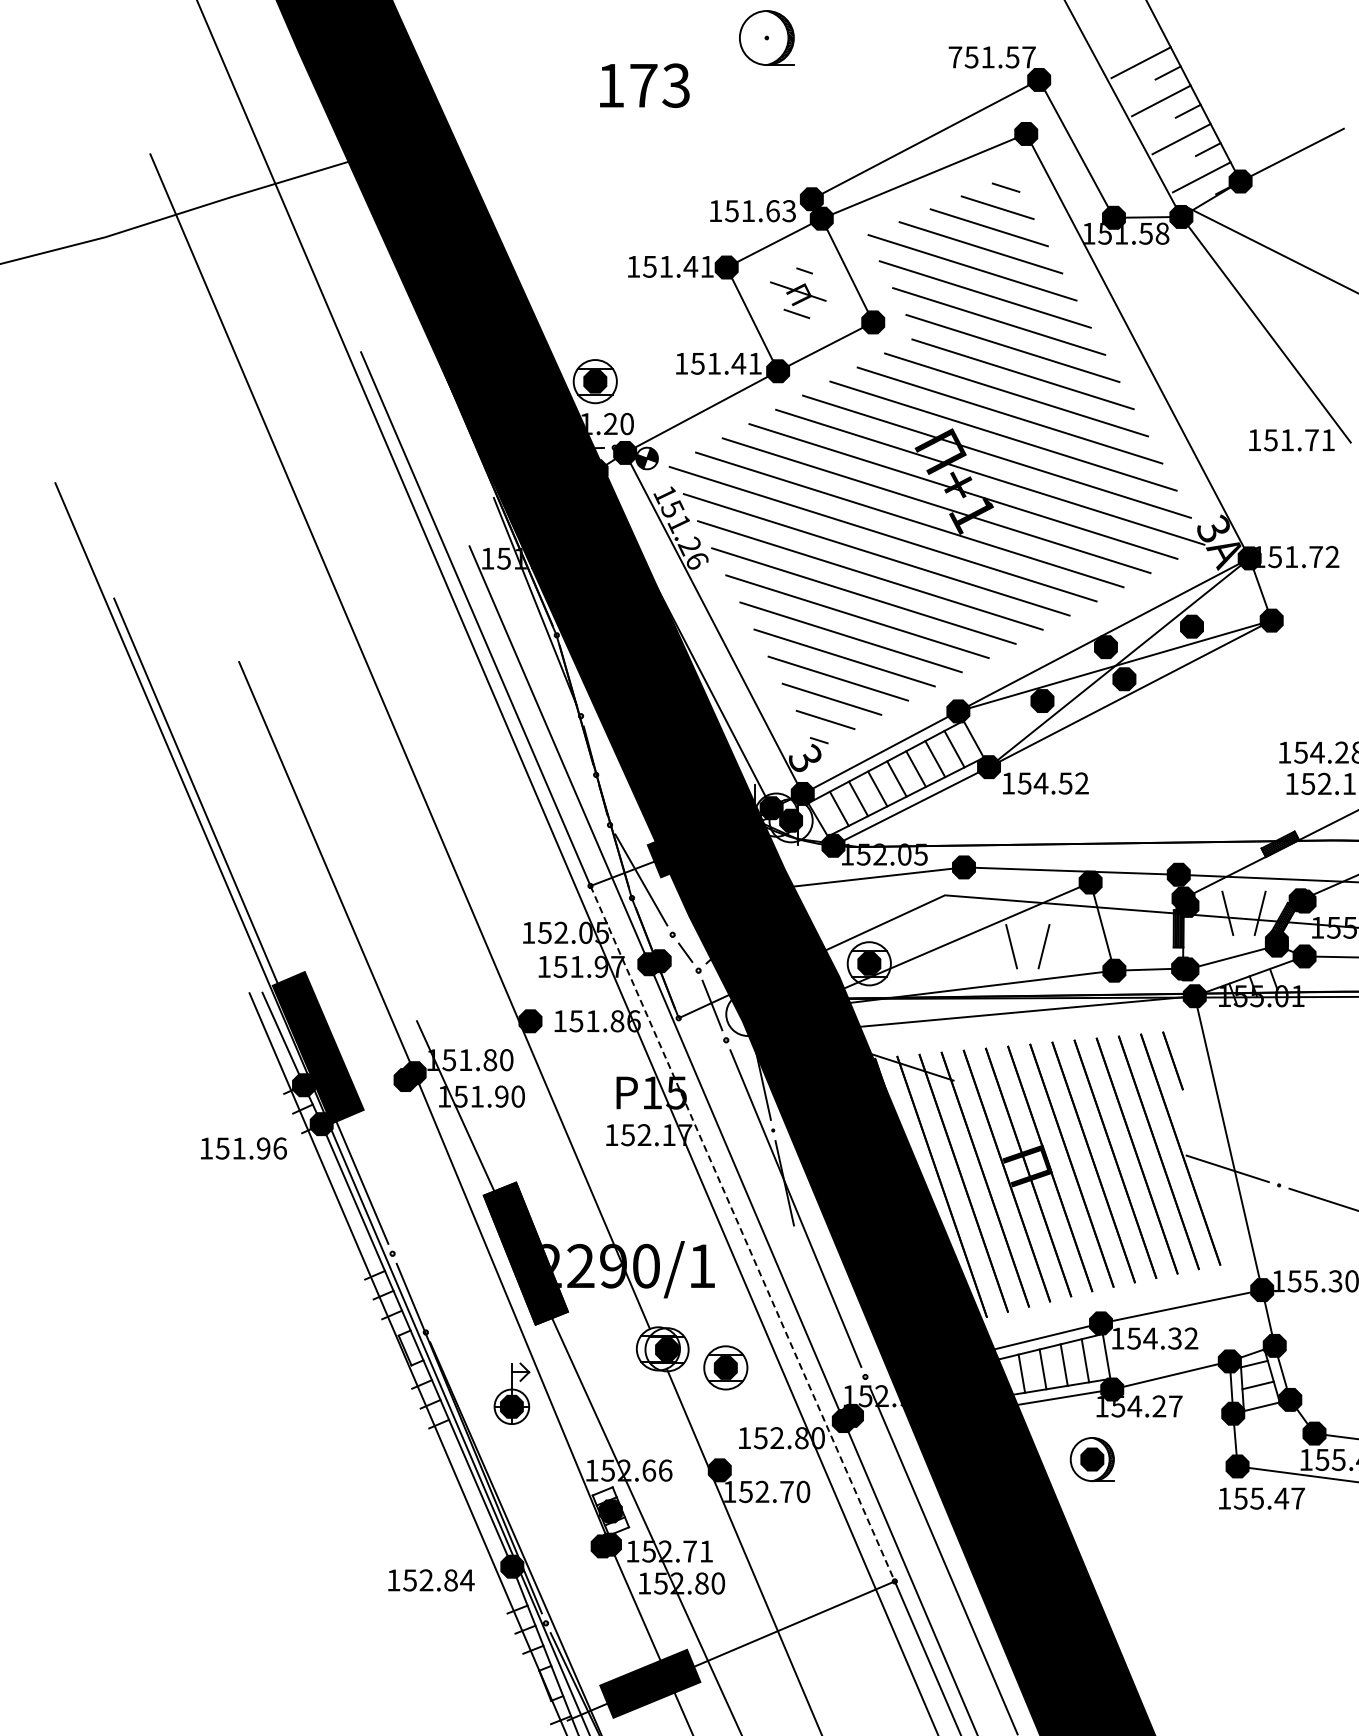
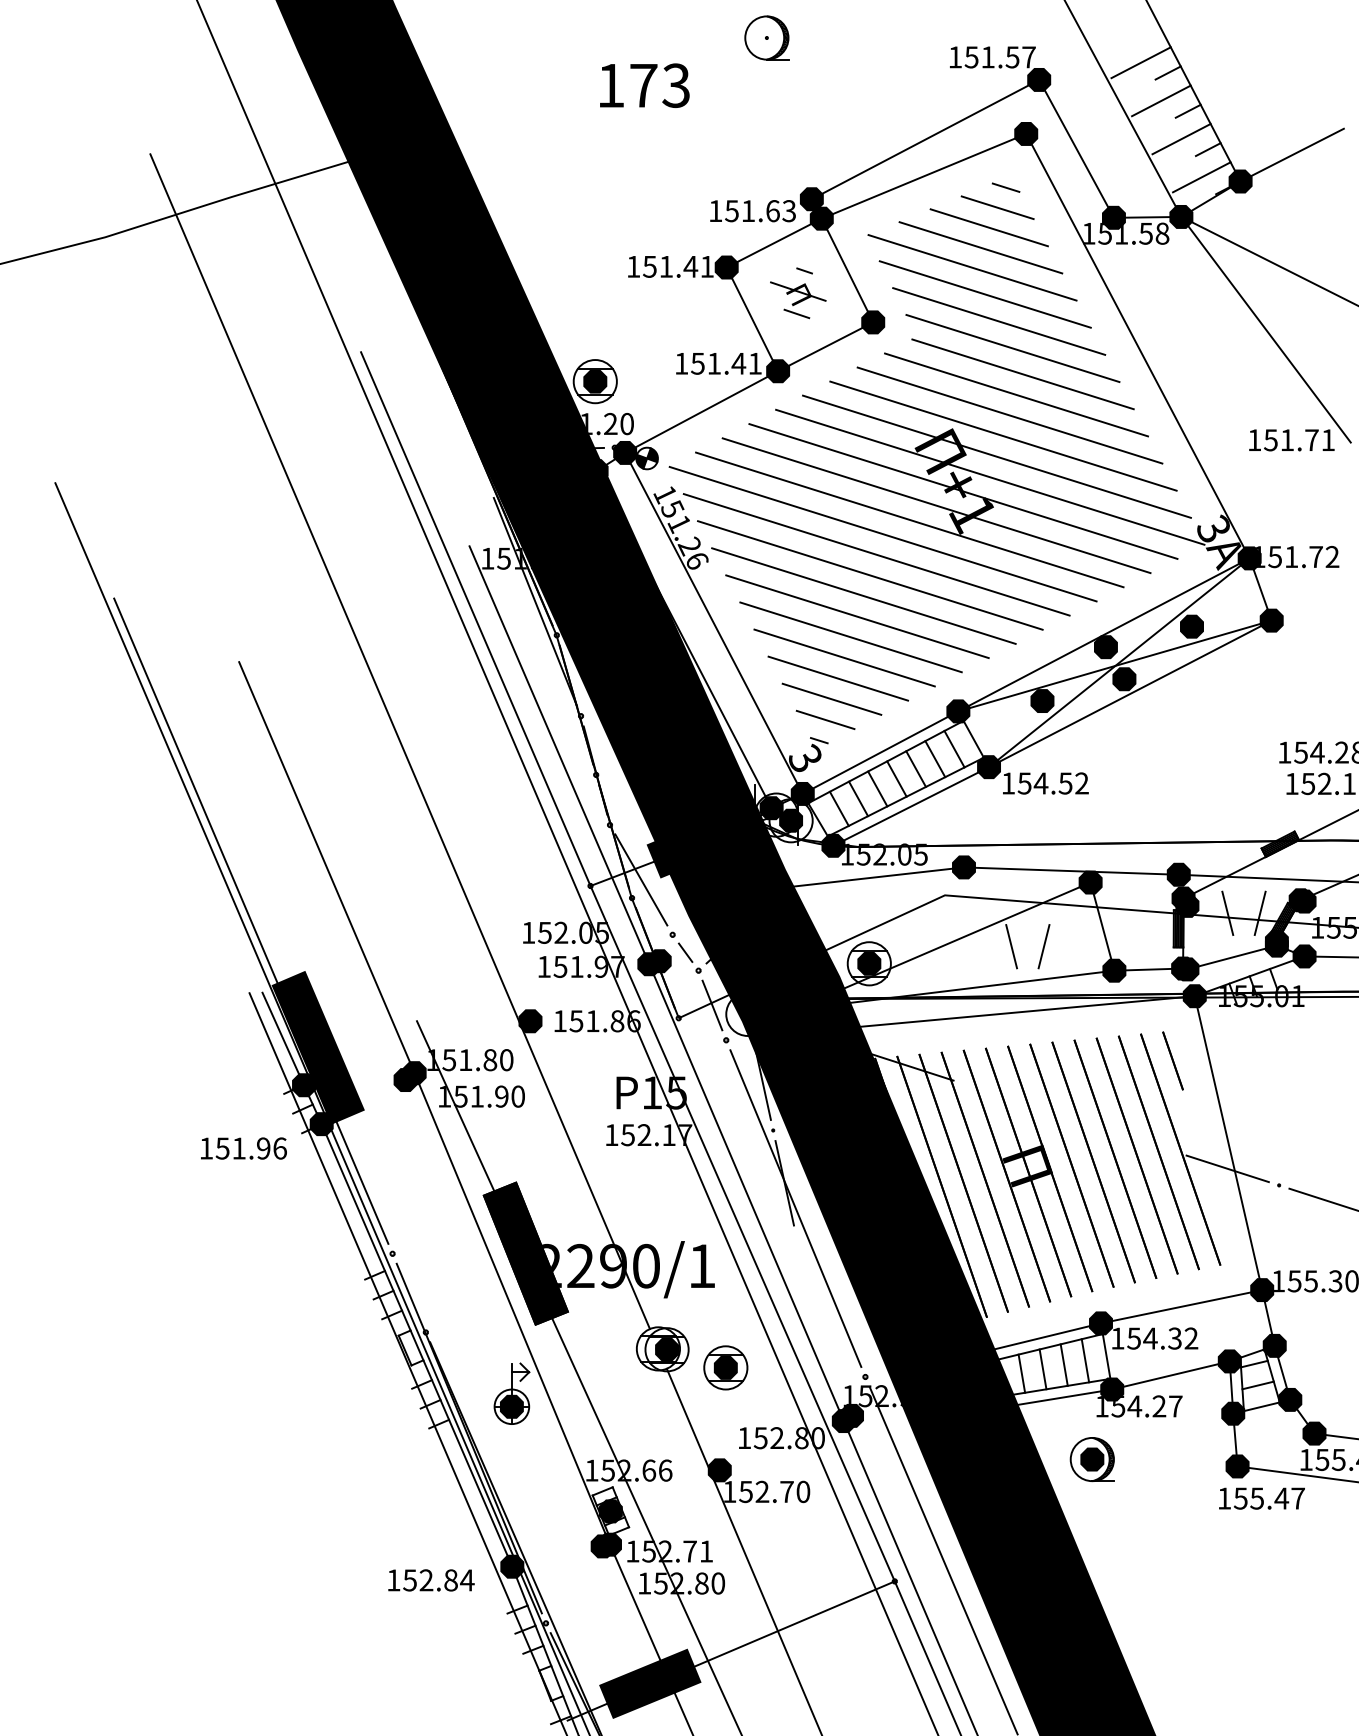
part size: 56x56 px -> 46x46 px (766, 37)
text: 751.57 -> 151.57 (955, 57)
line position: (1270, 249) -> (1268, 260) (1268, 260)
line: dashed -> solid (742, 1233)
